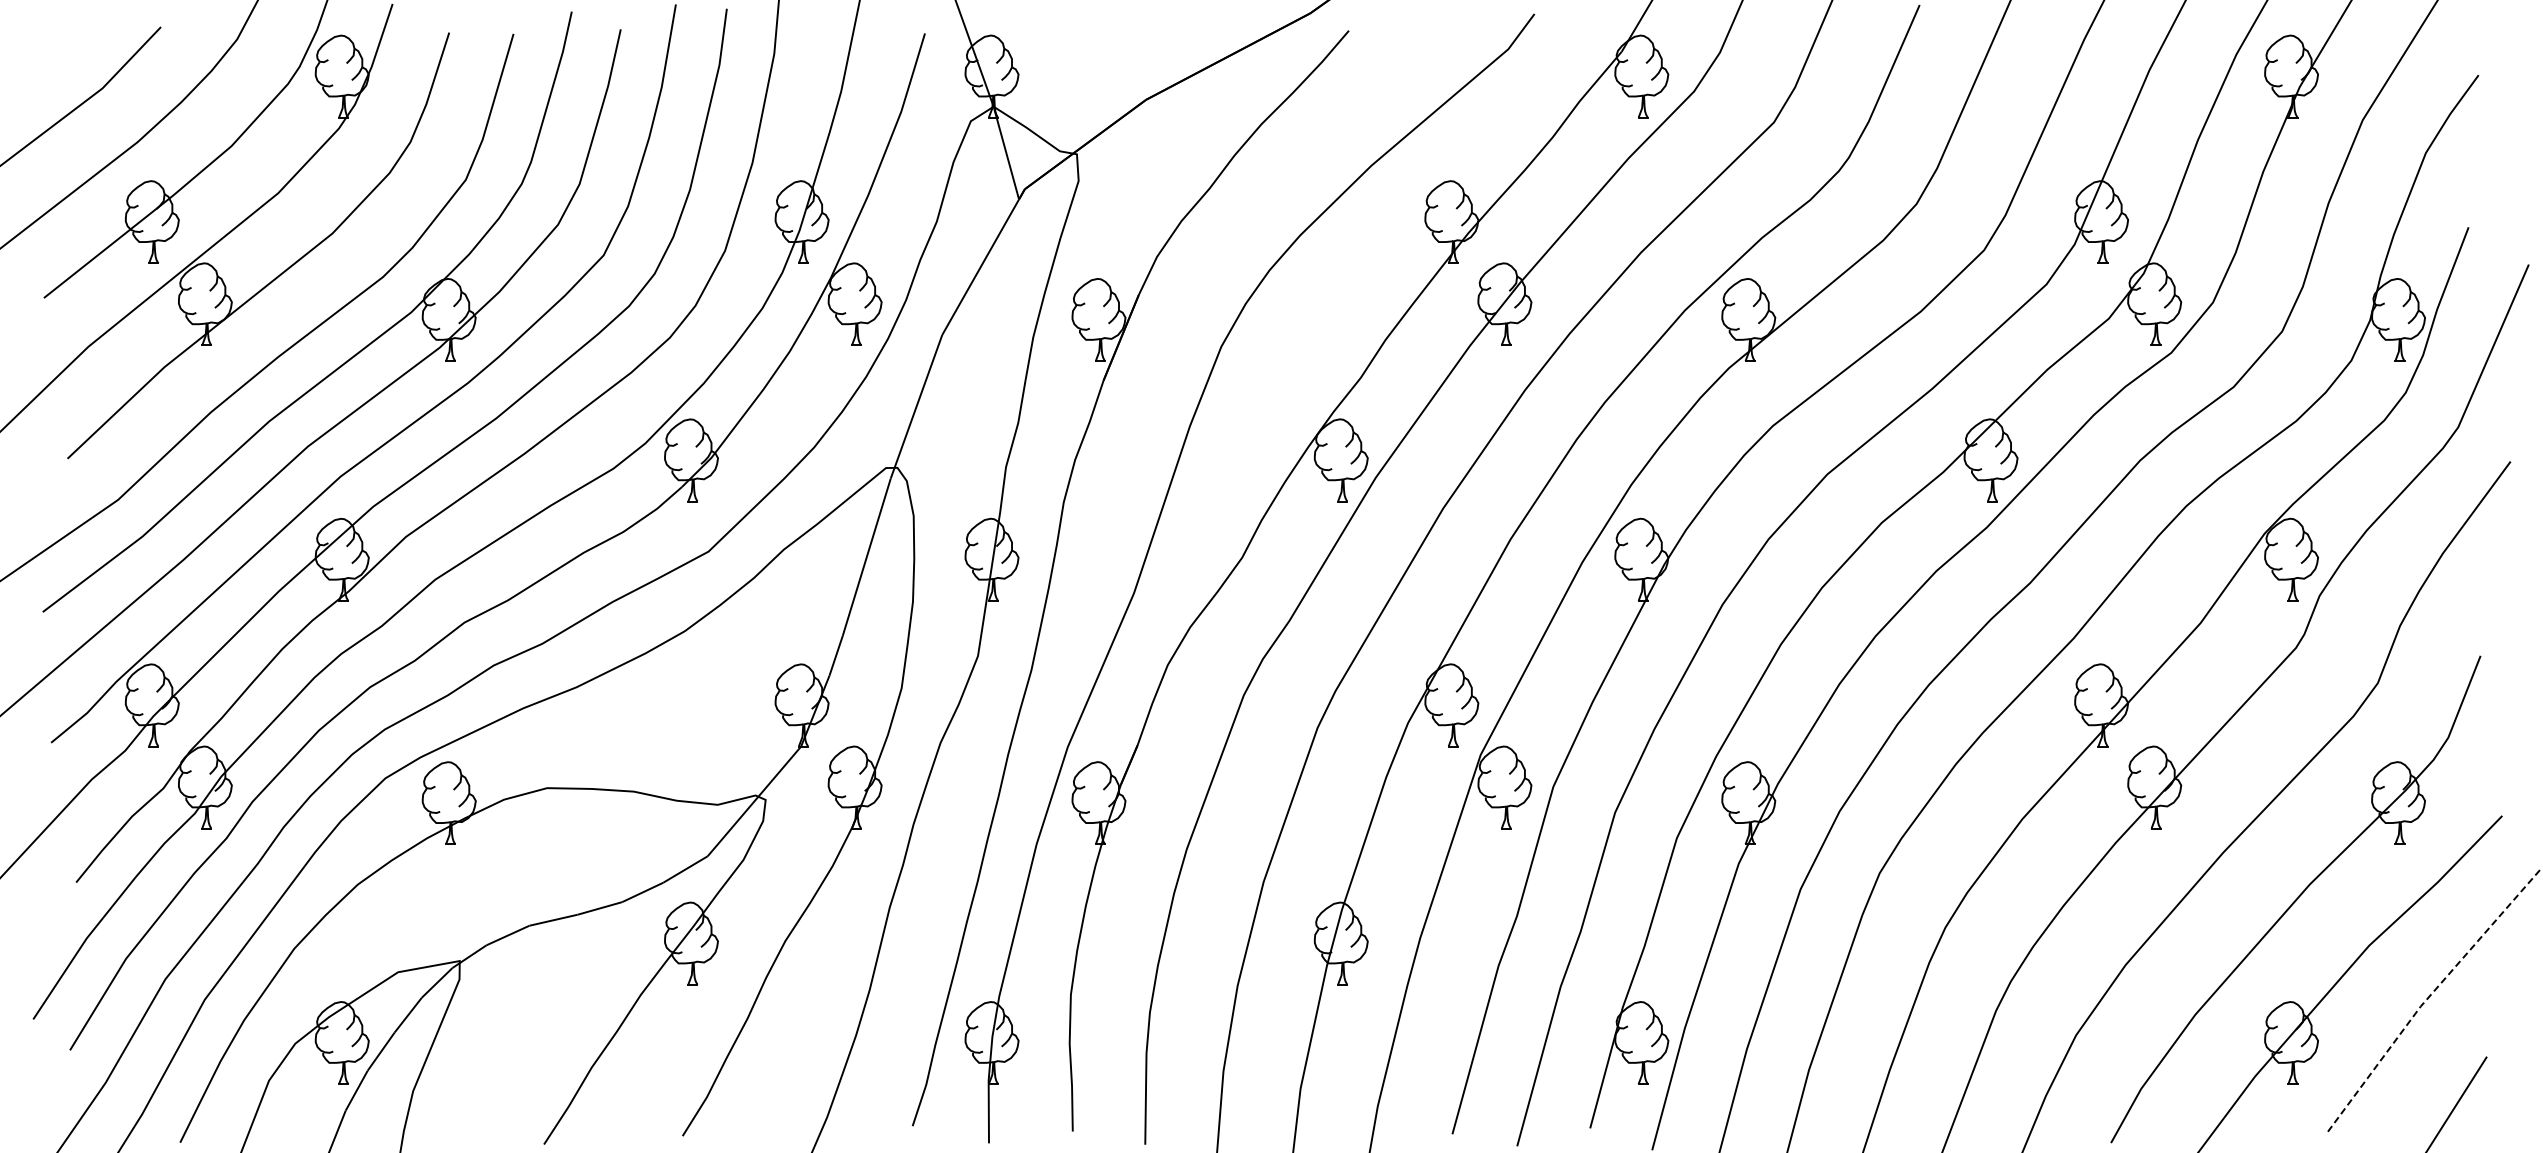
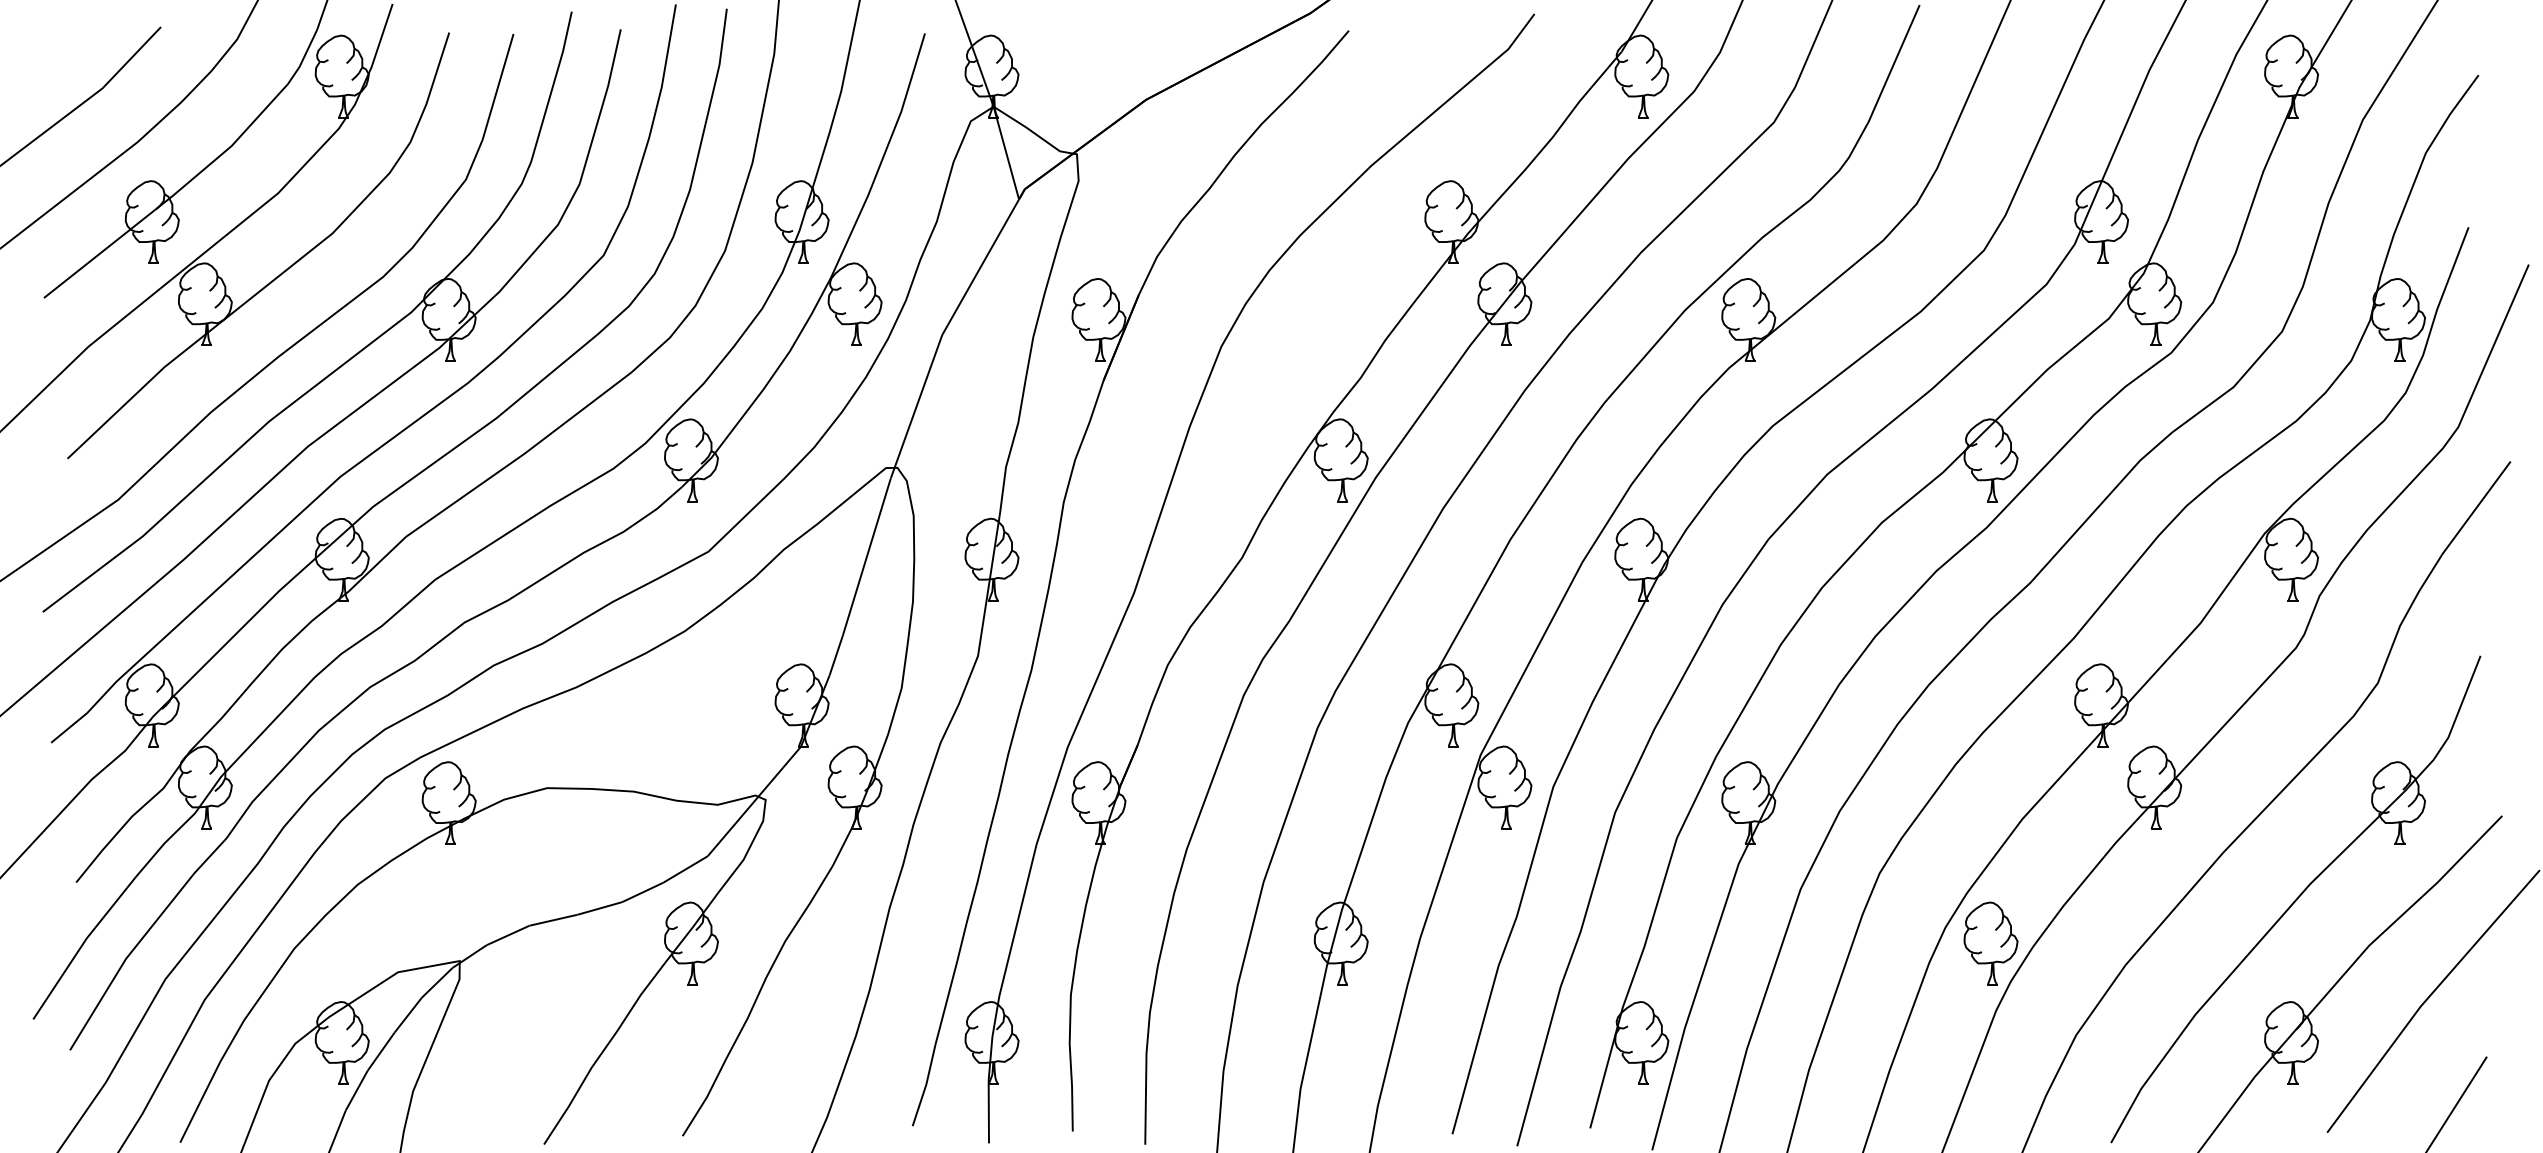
part: none -> present (1990, 943)
line: dashed -> solid (2427, 998)
